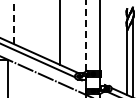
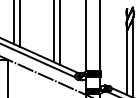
line: dashed -> solid (13, 22)
line: none -> present (19, 24)
line: none -> present (53, 32)
line: dashed -> solid (86, 35)
